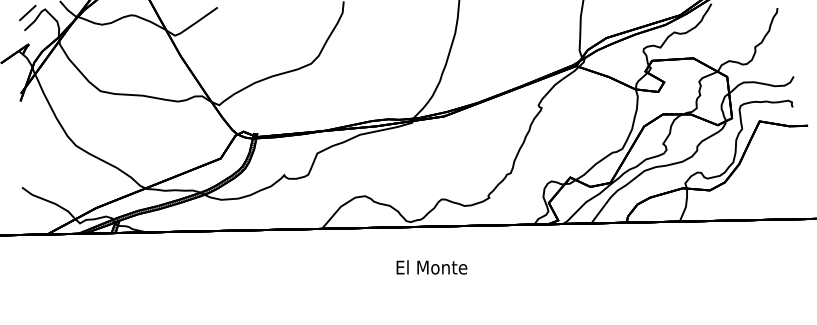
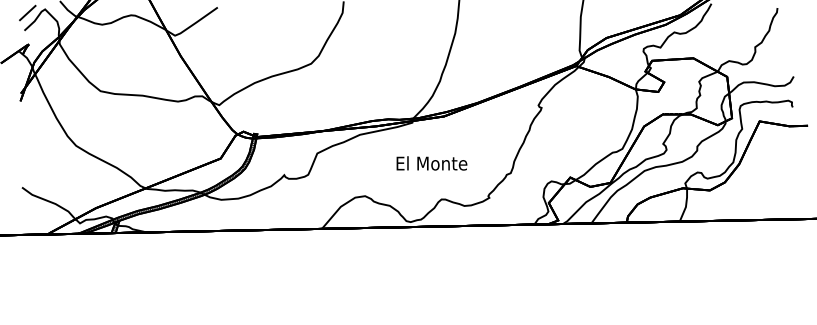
text position: (431, 267) -> (431, 163) (431, 163)
